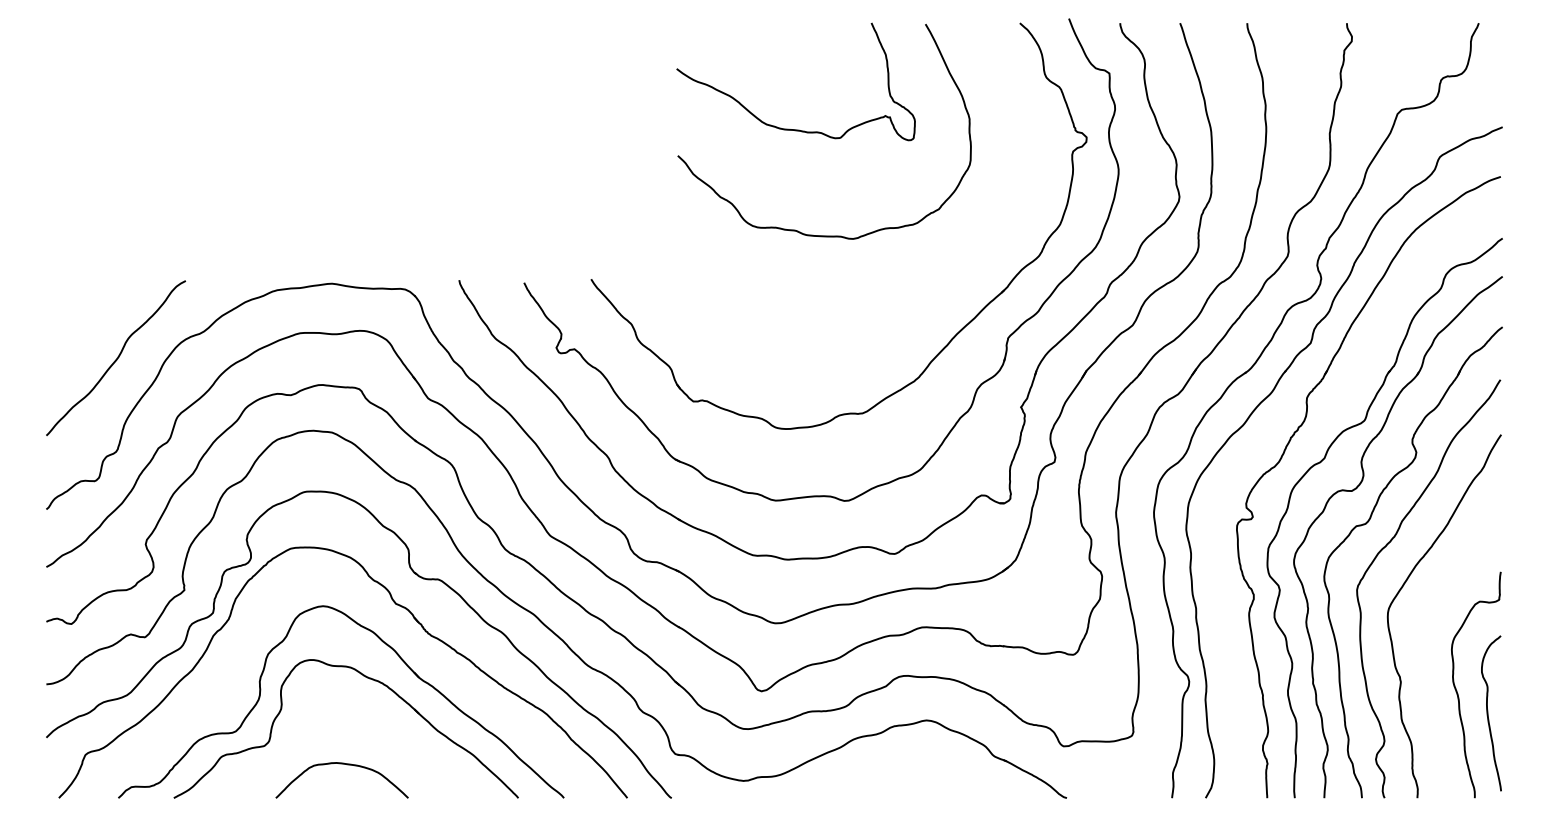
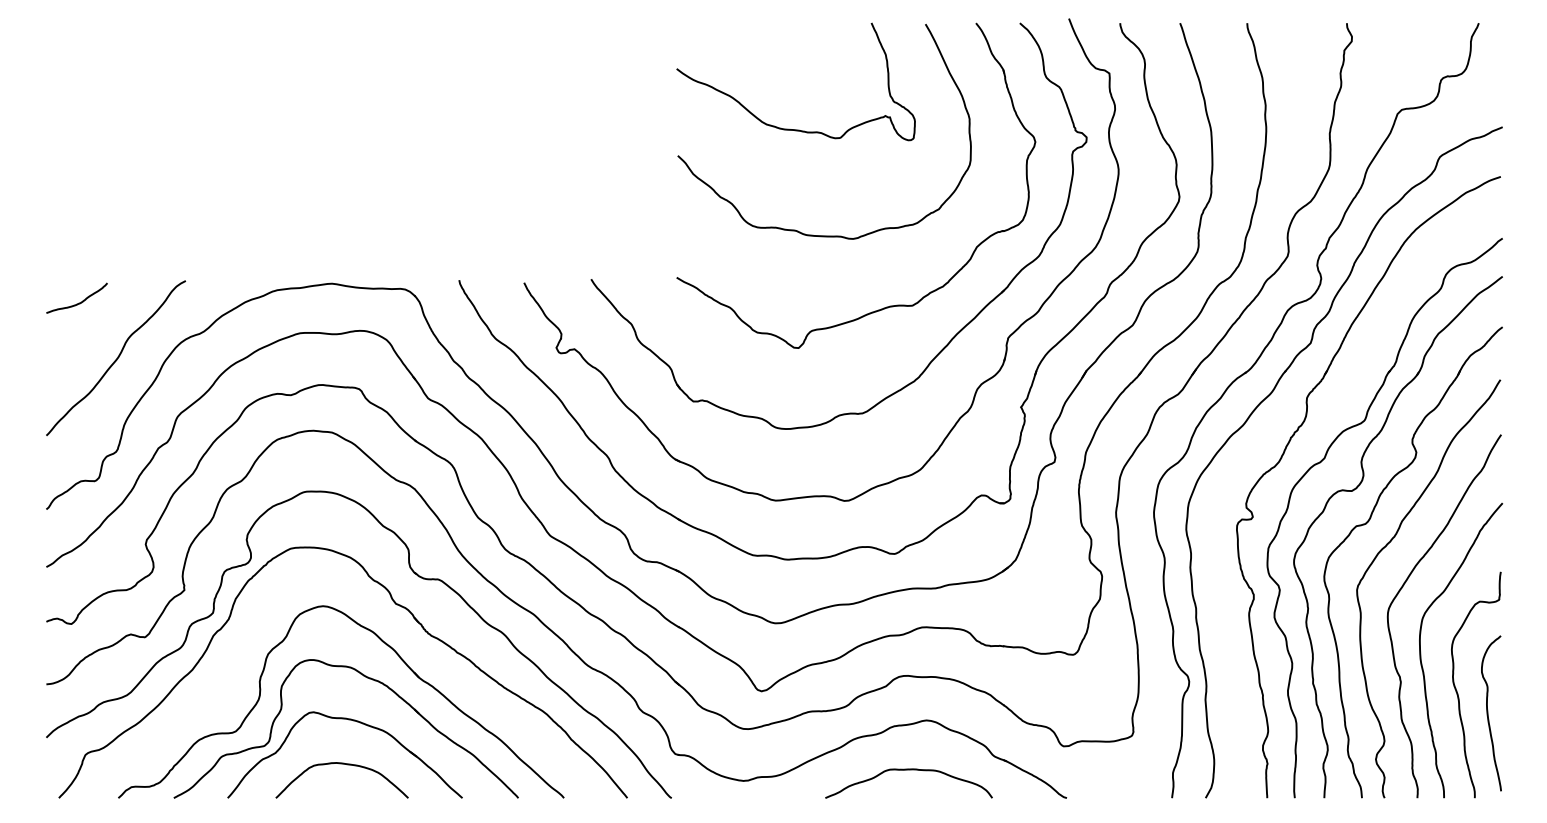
curve: none -> present (78, 302)
part: none -> present (889, 305)
curve: none -> present (1421, 652)
part: none -> present (353, 721)
curve: none -> present (908, 770)
